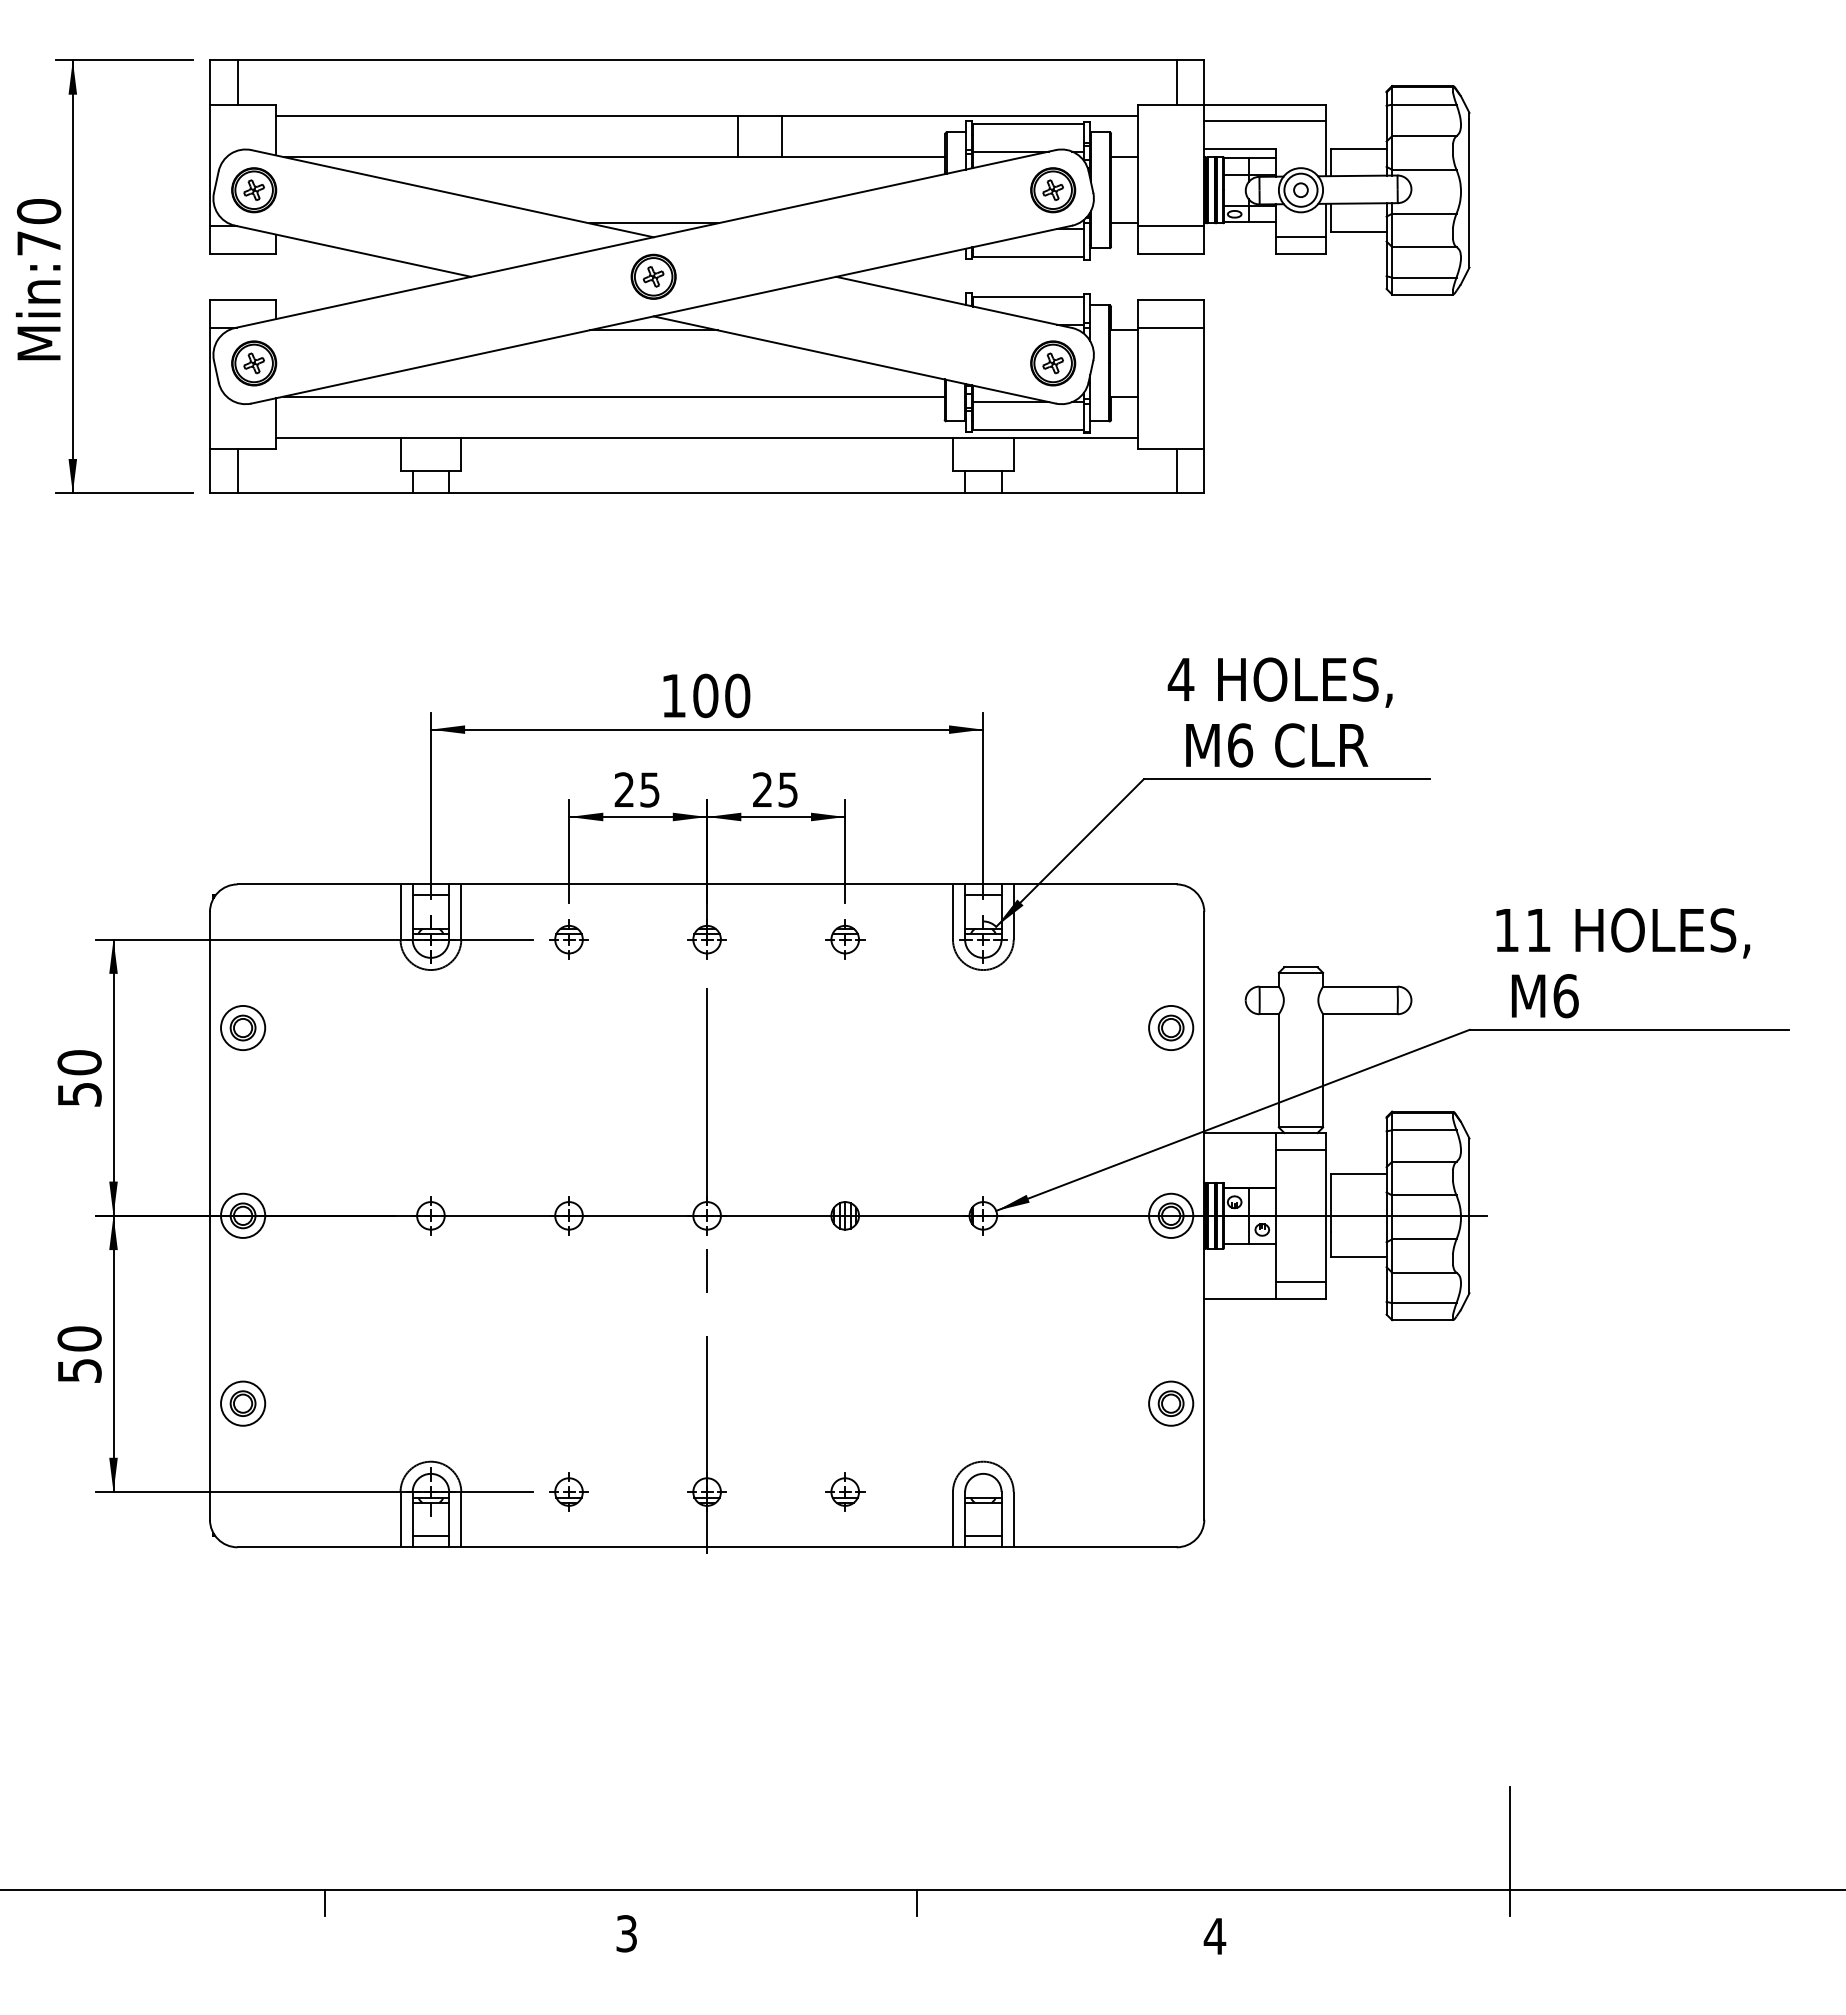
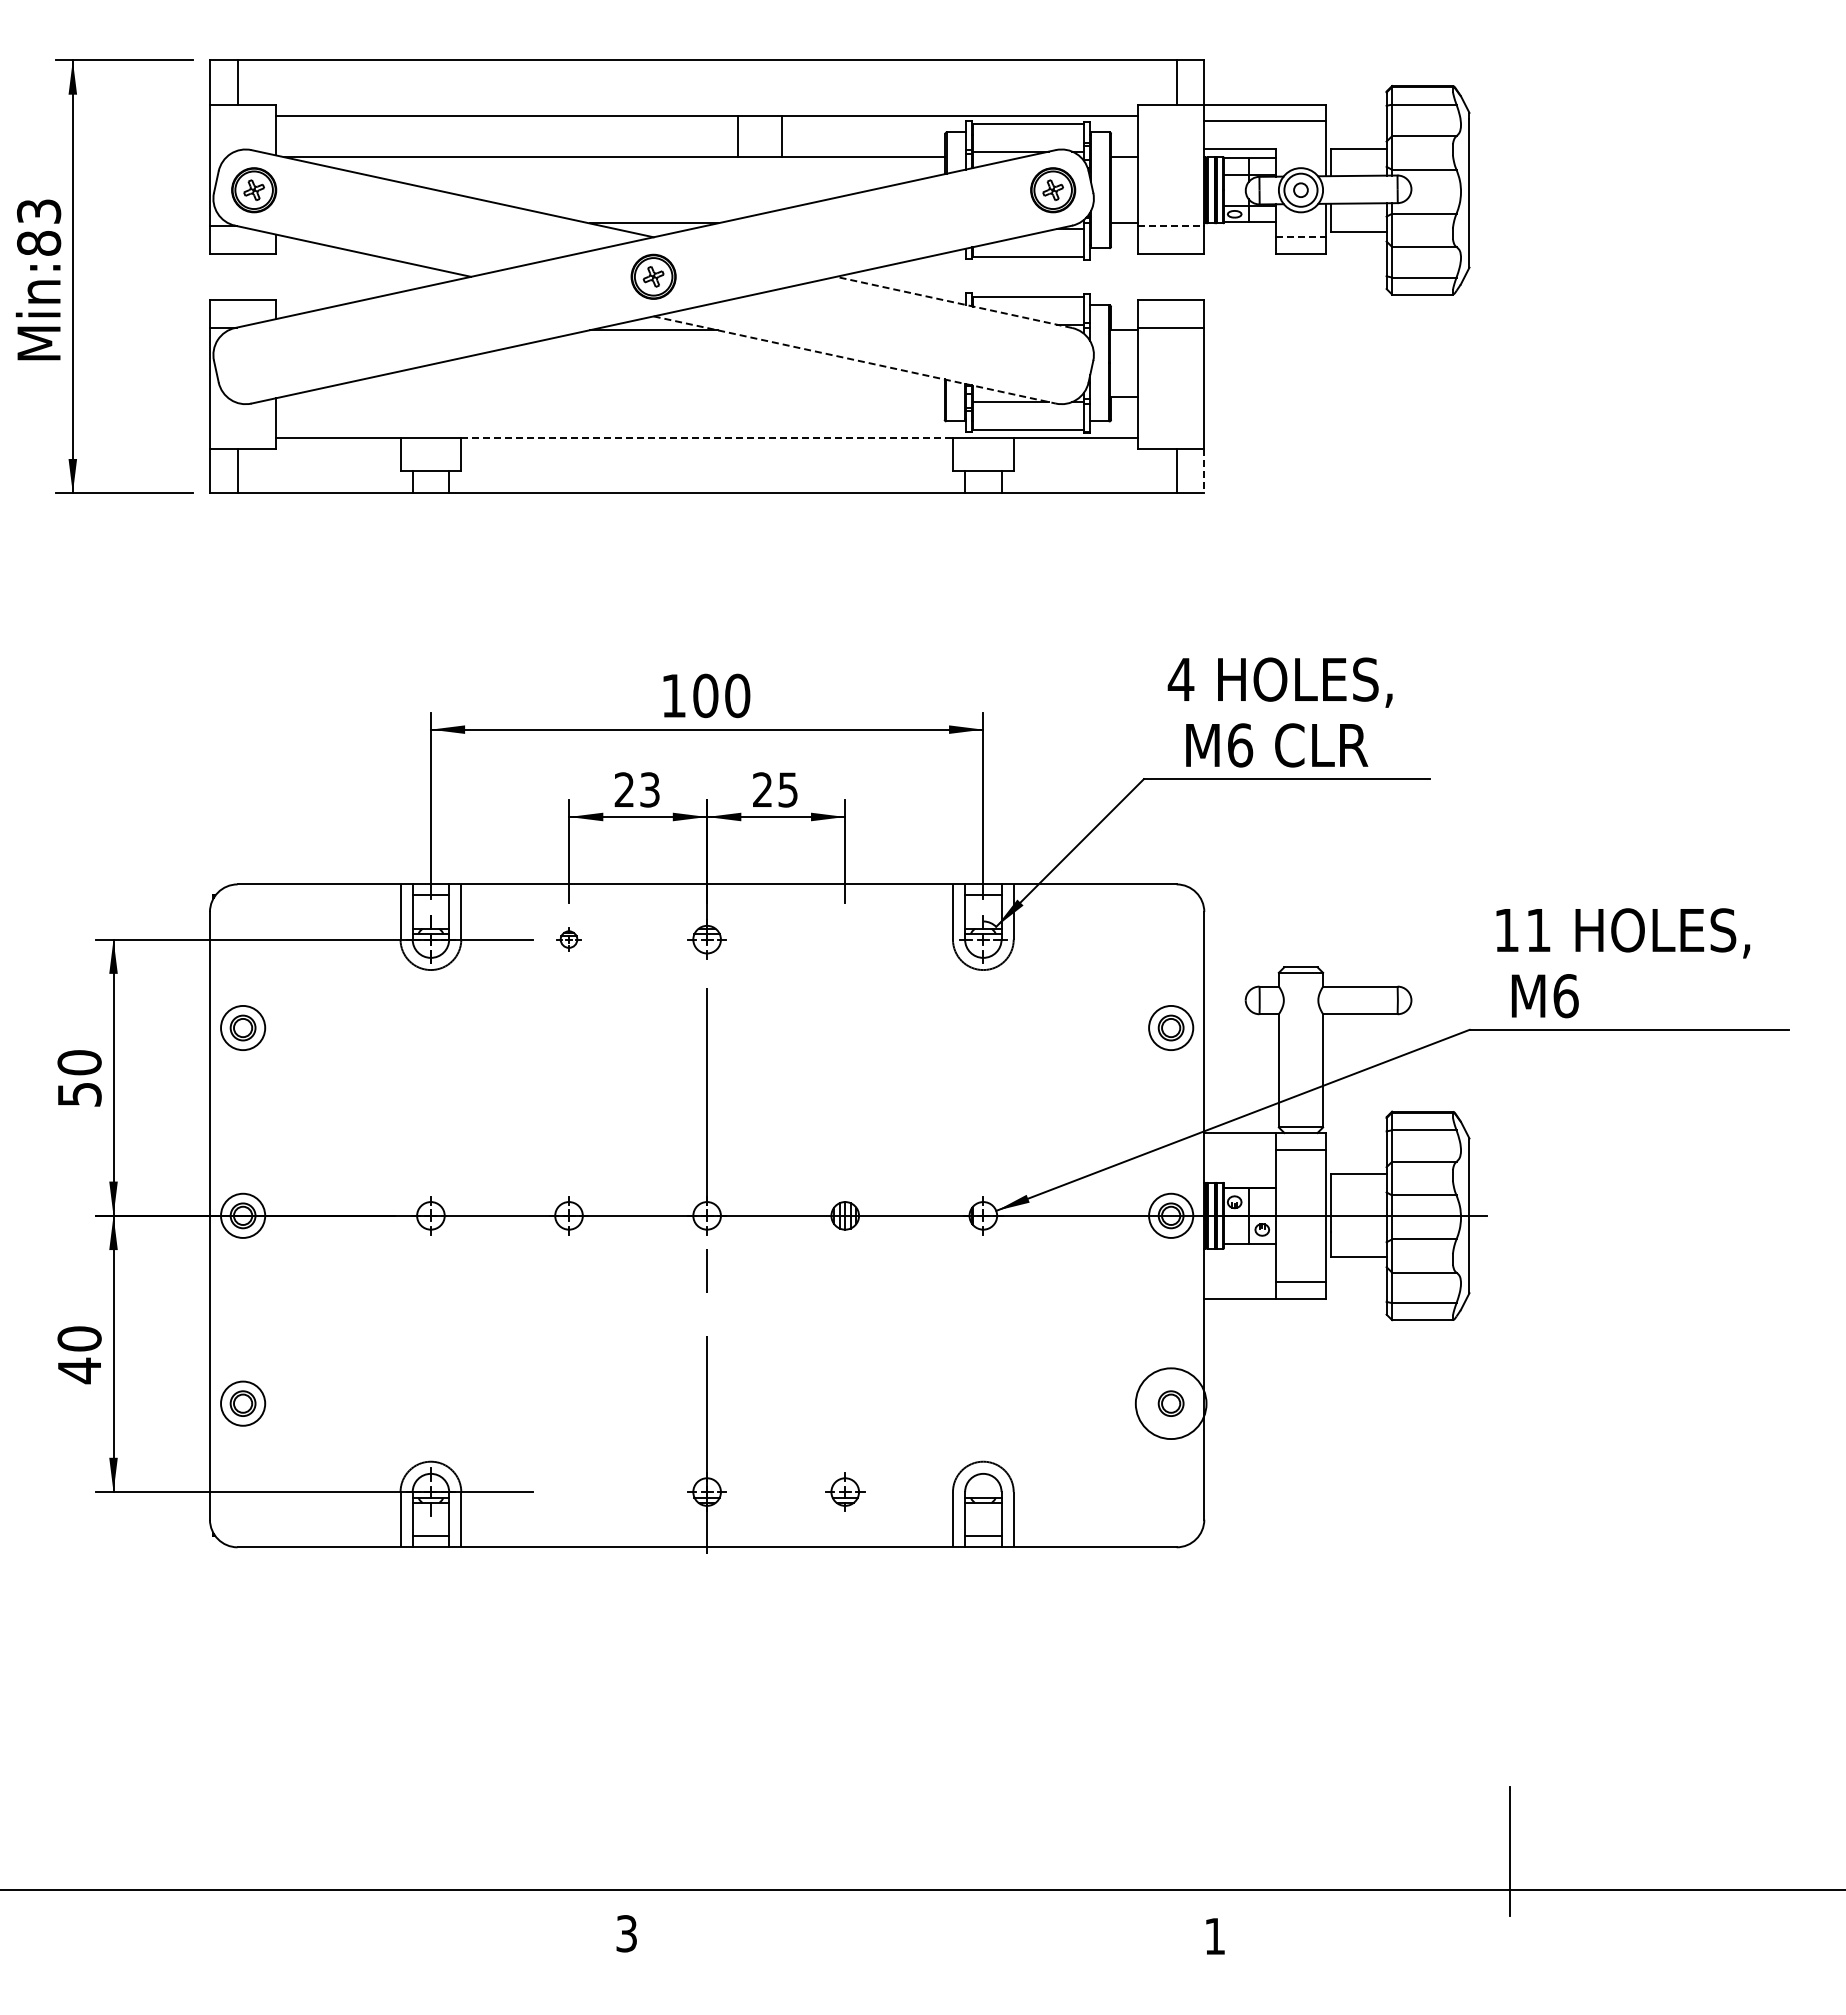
line: solid -> dashed (1171, 226)
text: Min:70 -> Min:83 (39, 227)
line: solid -> dashed (1300, 237)
line: solid -> dashed (954, 302)
line: solid -> dashed (854, 360)
part: present -> none (254, 363)
part: present -> none (1053, 363)
line: present -> none (613, 396)
line: solid -> dashed (707, 438)
line: solid -> dashed (1204, 471)
text: 25 -> 23 (649, 789)
part size: 40x41 px -> 26x25 px (568, 939)
part: present -> none (845, 939)
text: 50 -> 40 (79, 1370)
circle diameter: 44 px -> 71 px (1170, 1403)
part: present -> none (568, 1491)
line: present -> none (324, 1902)
line: present -> none (917, 1902)
text: 4 -> 1 (1214, 1936)
